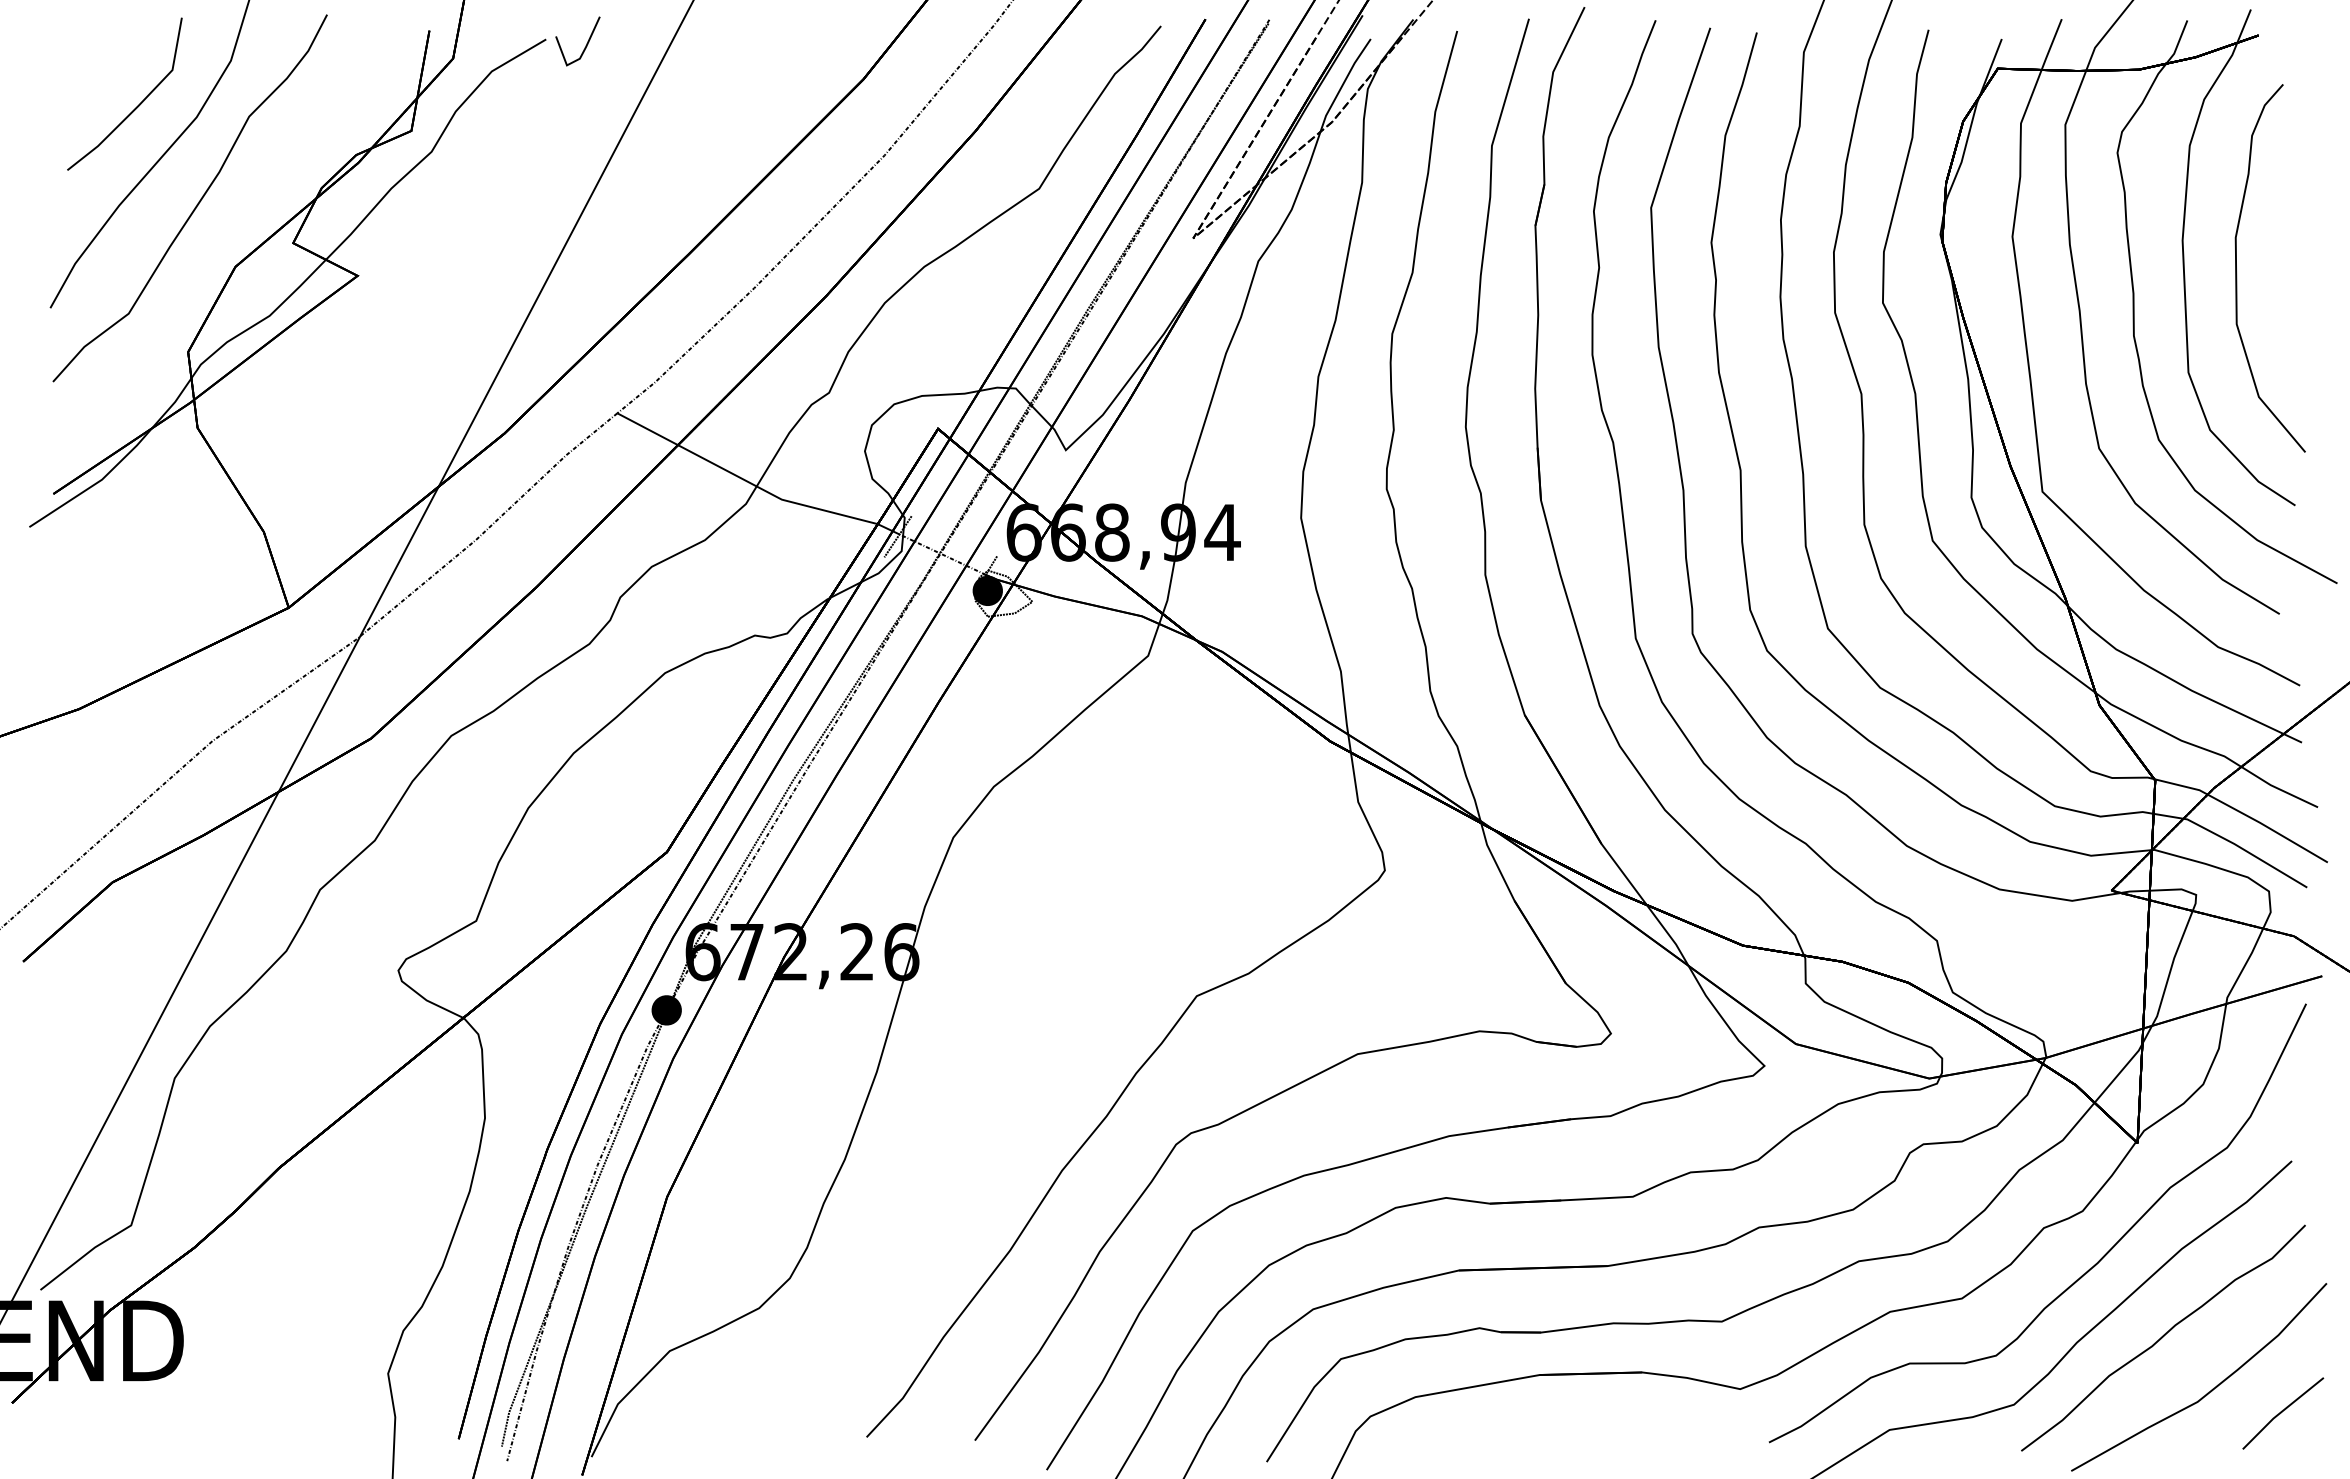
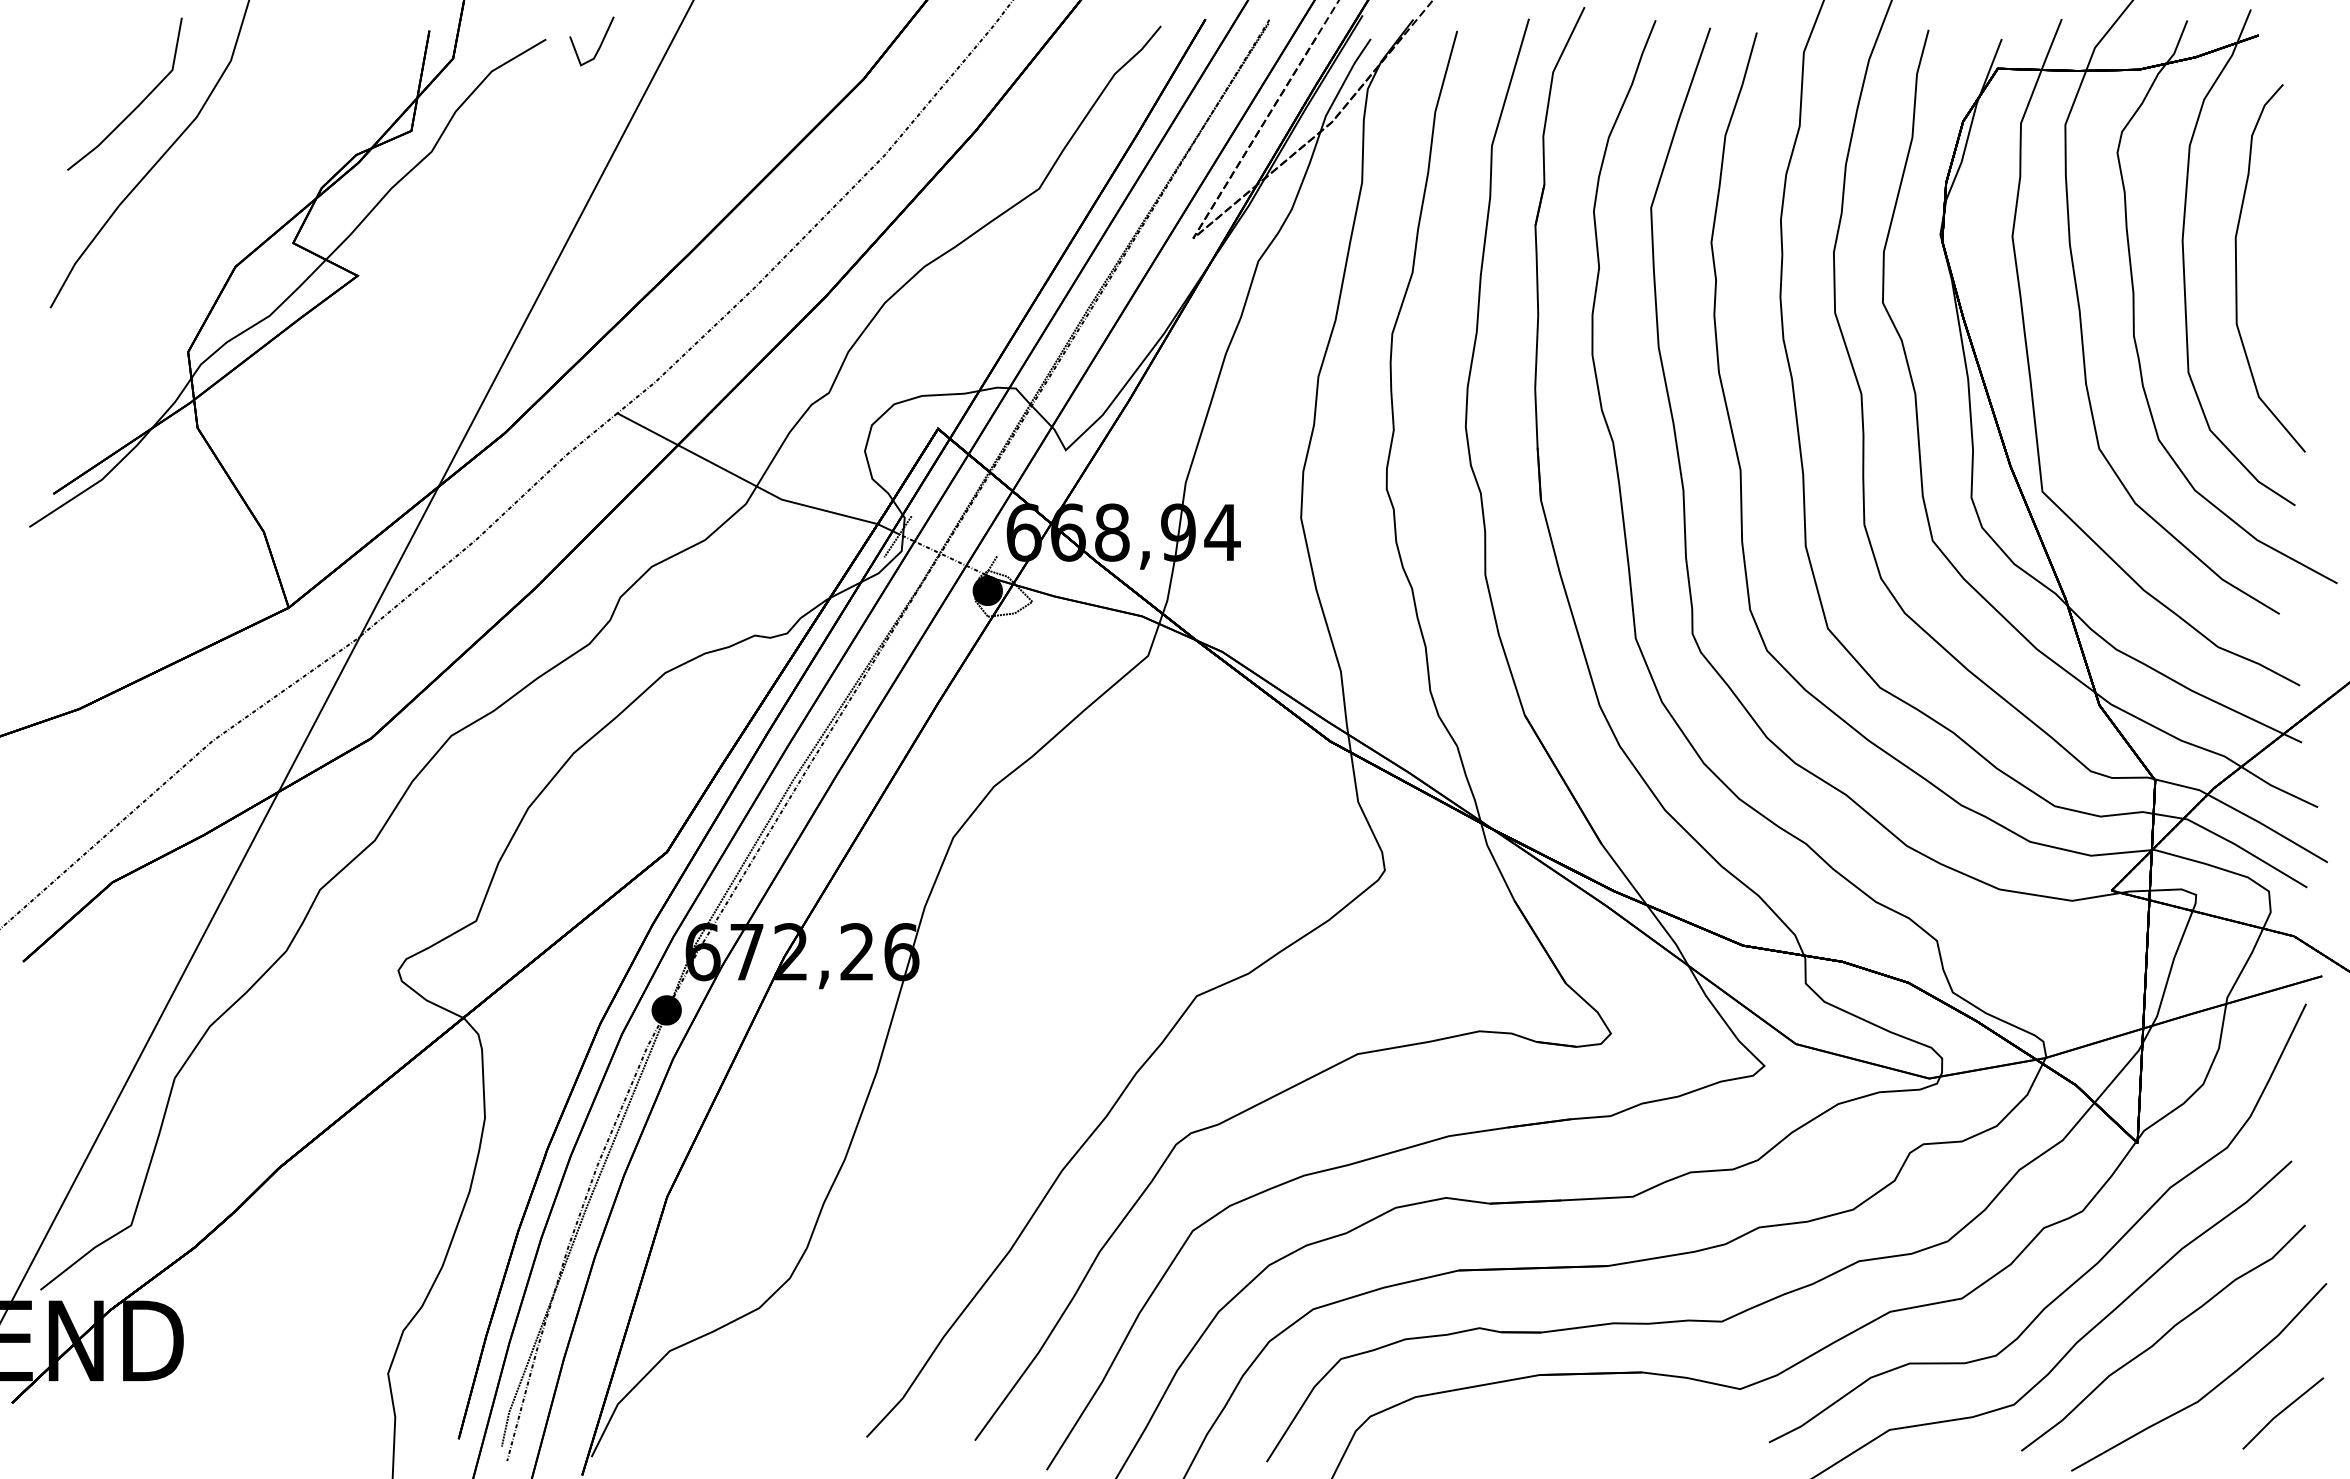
line position: (585, 45) -> (599, 45) (599, 45)
curve: present -> none (196, 204)
